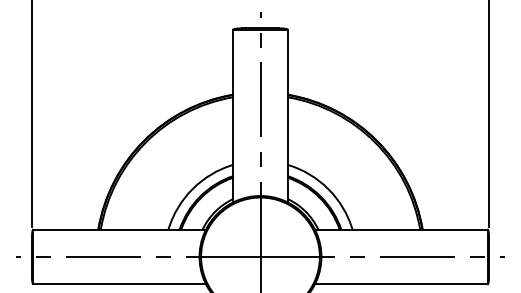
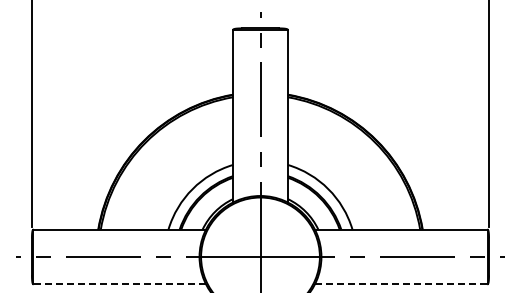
line: solid -> dashed (119, 284)
line: solid -> dashed (401, 284)
